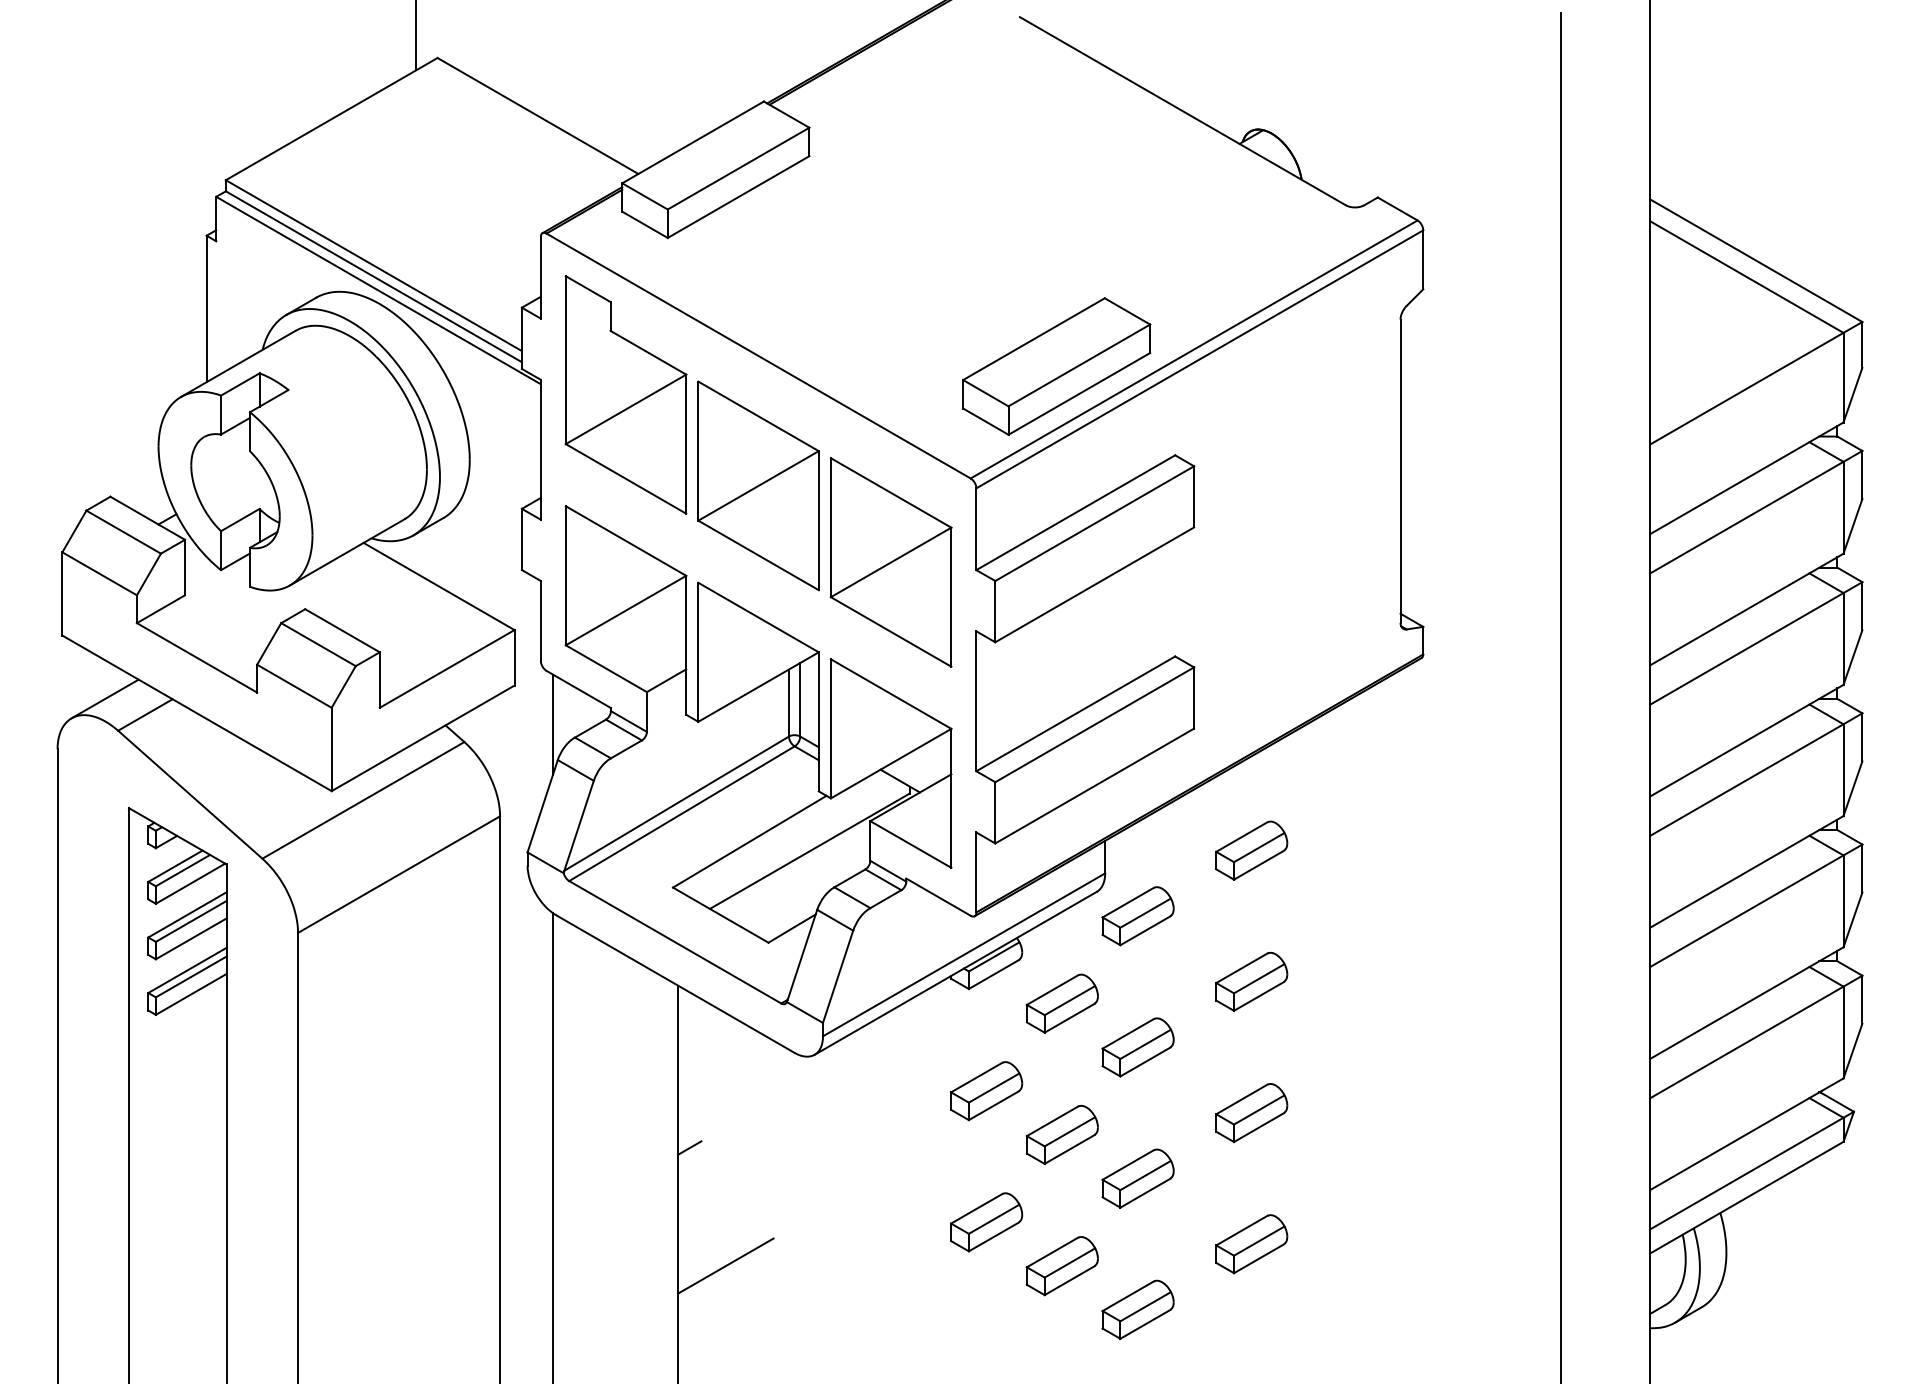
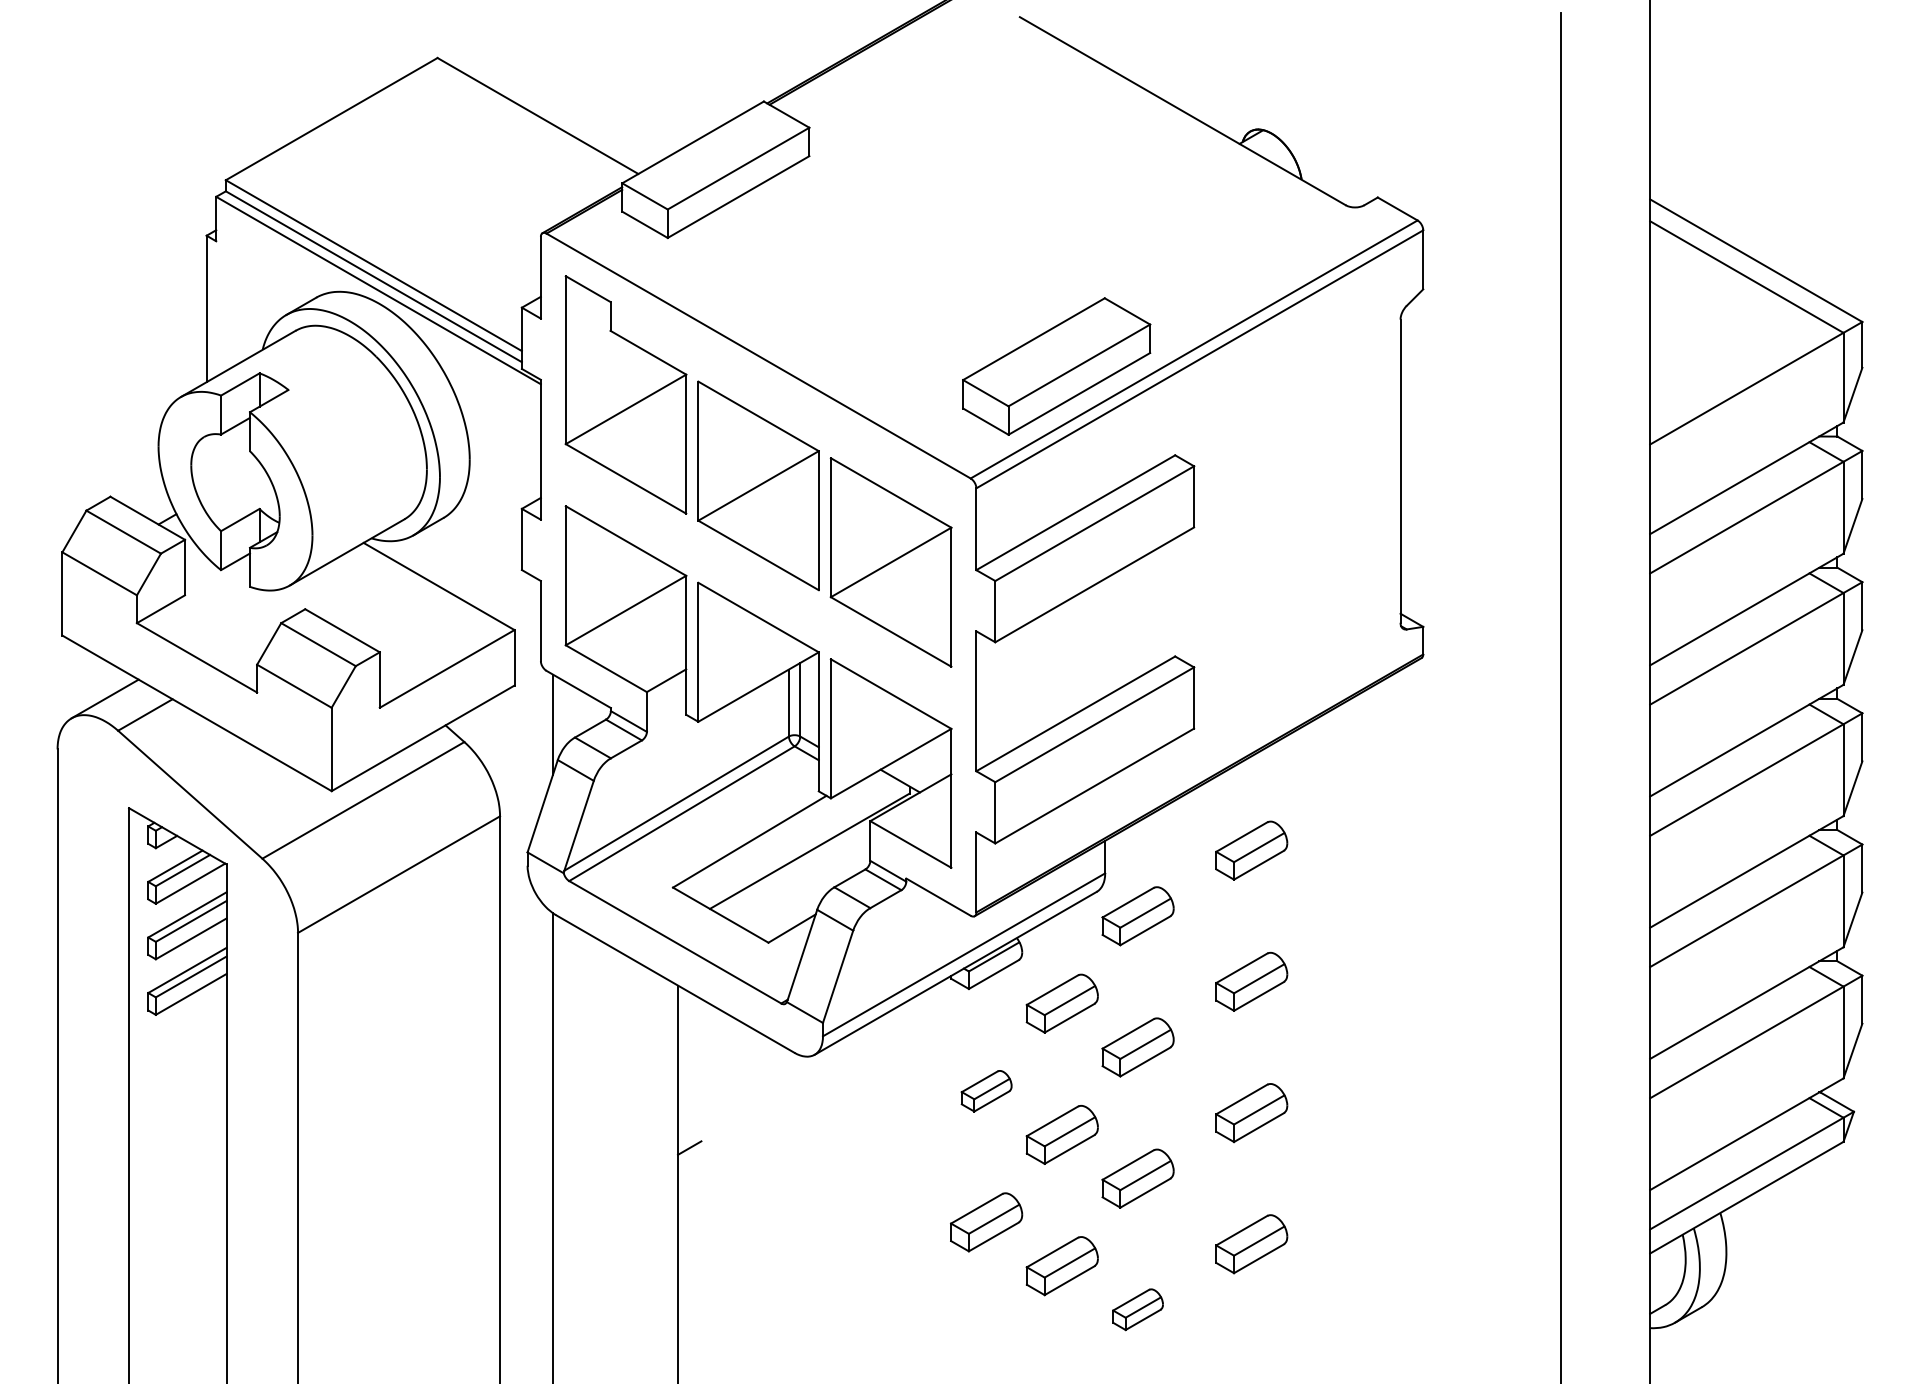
line: present -> none (416, 36)
part size: 74x61 px -> 53x43 px (986, 1091)
line: present -> none (725, 1265)
part size: 74x61 px -> 52x44 px (1137, 1309)
